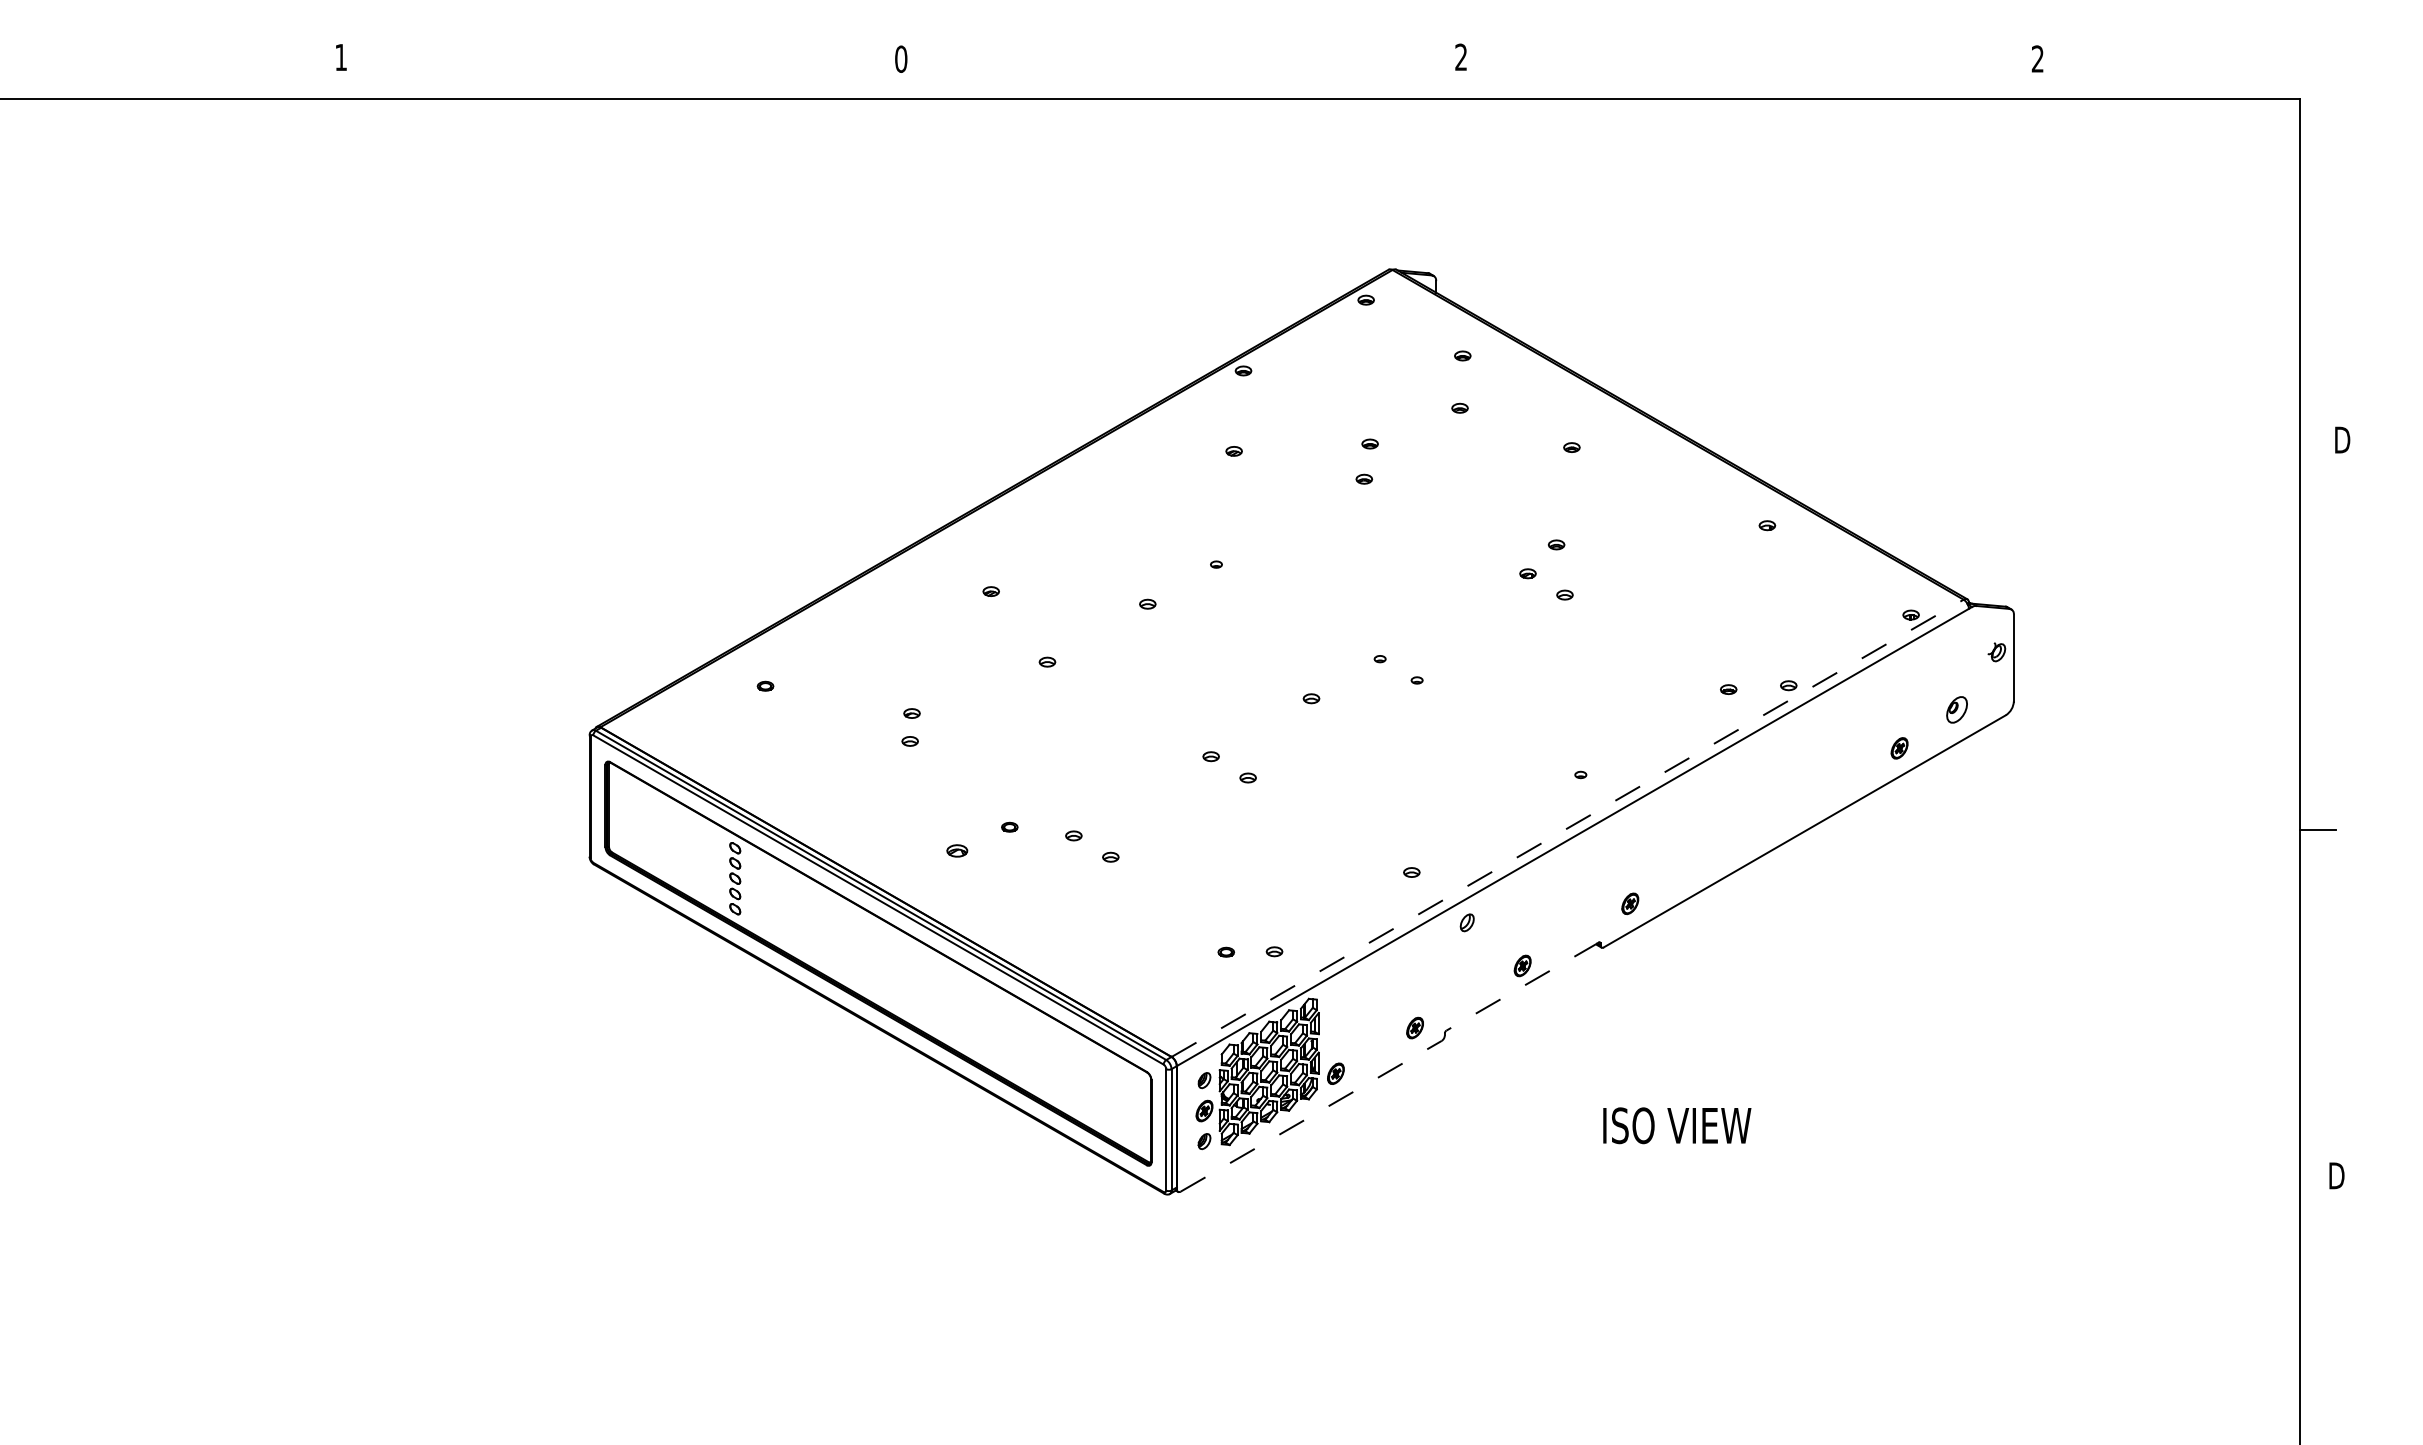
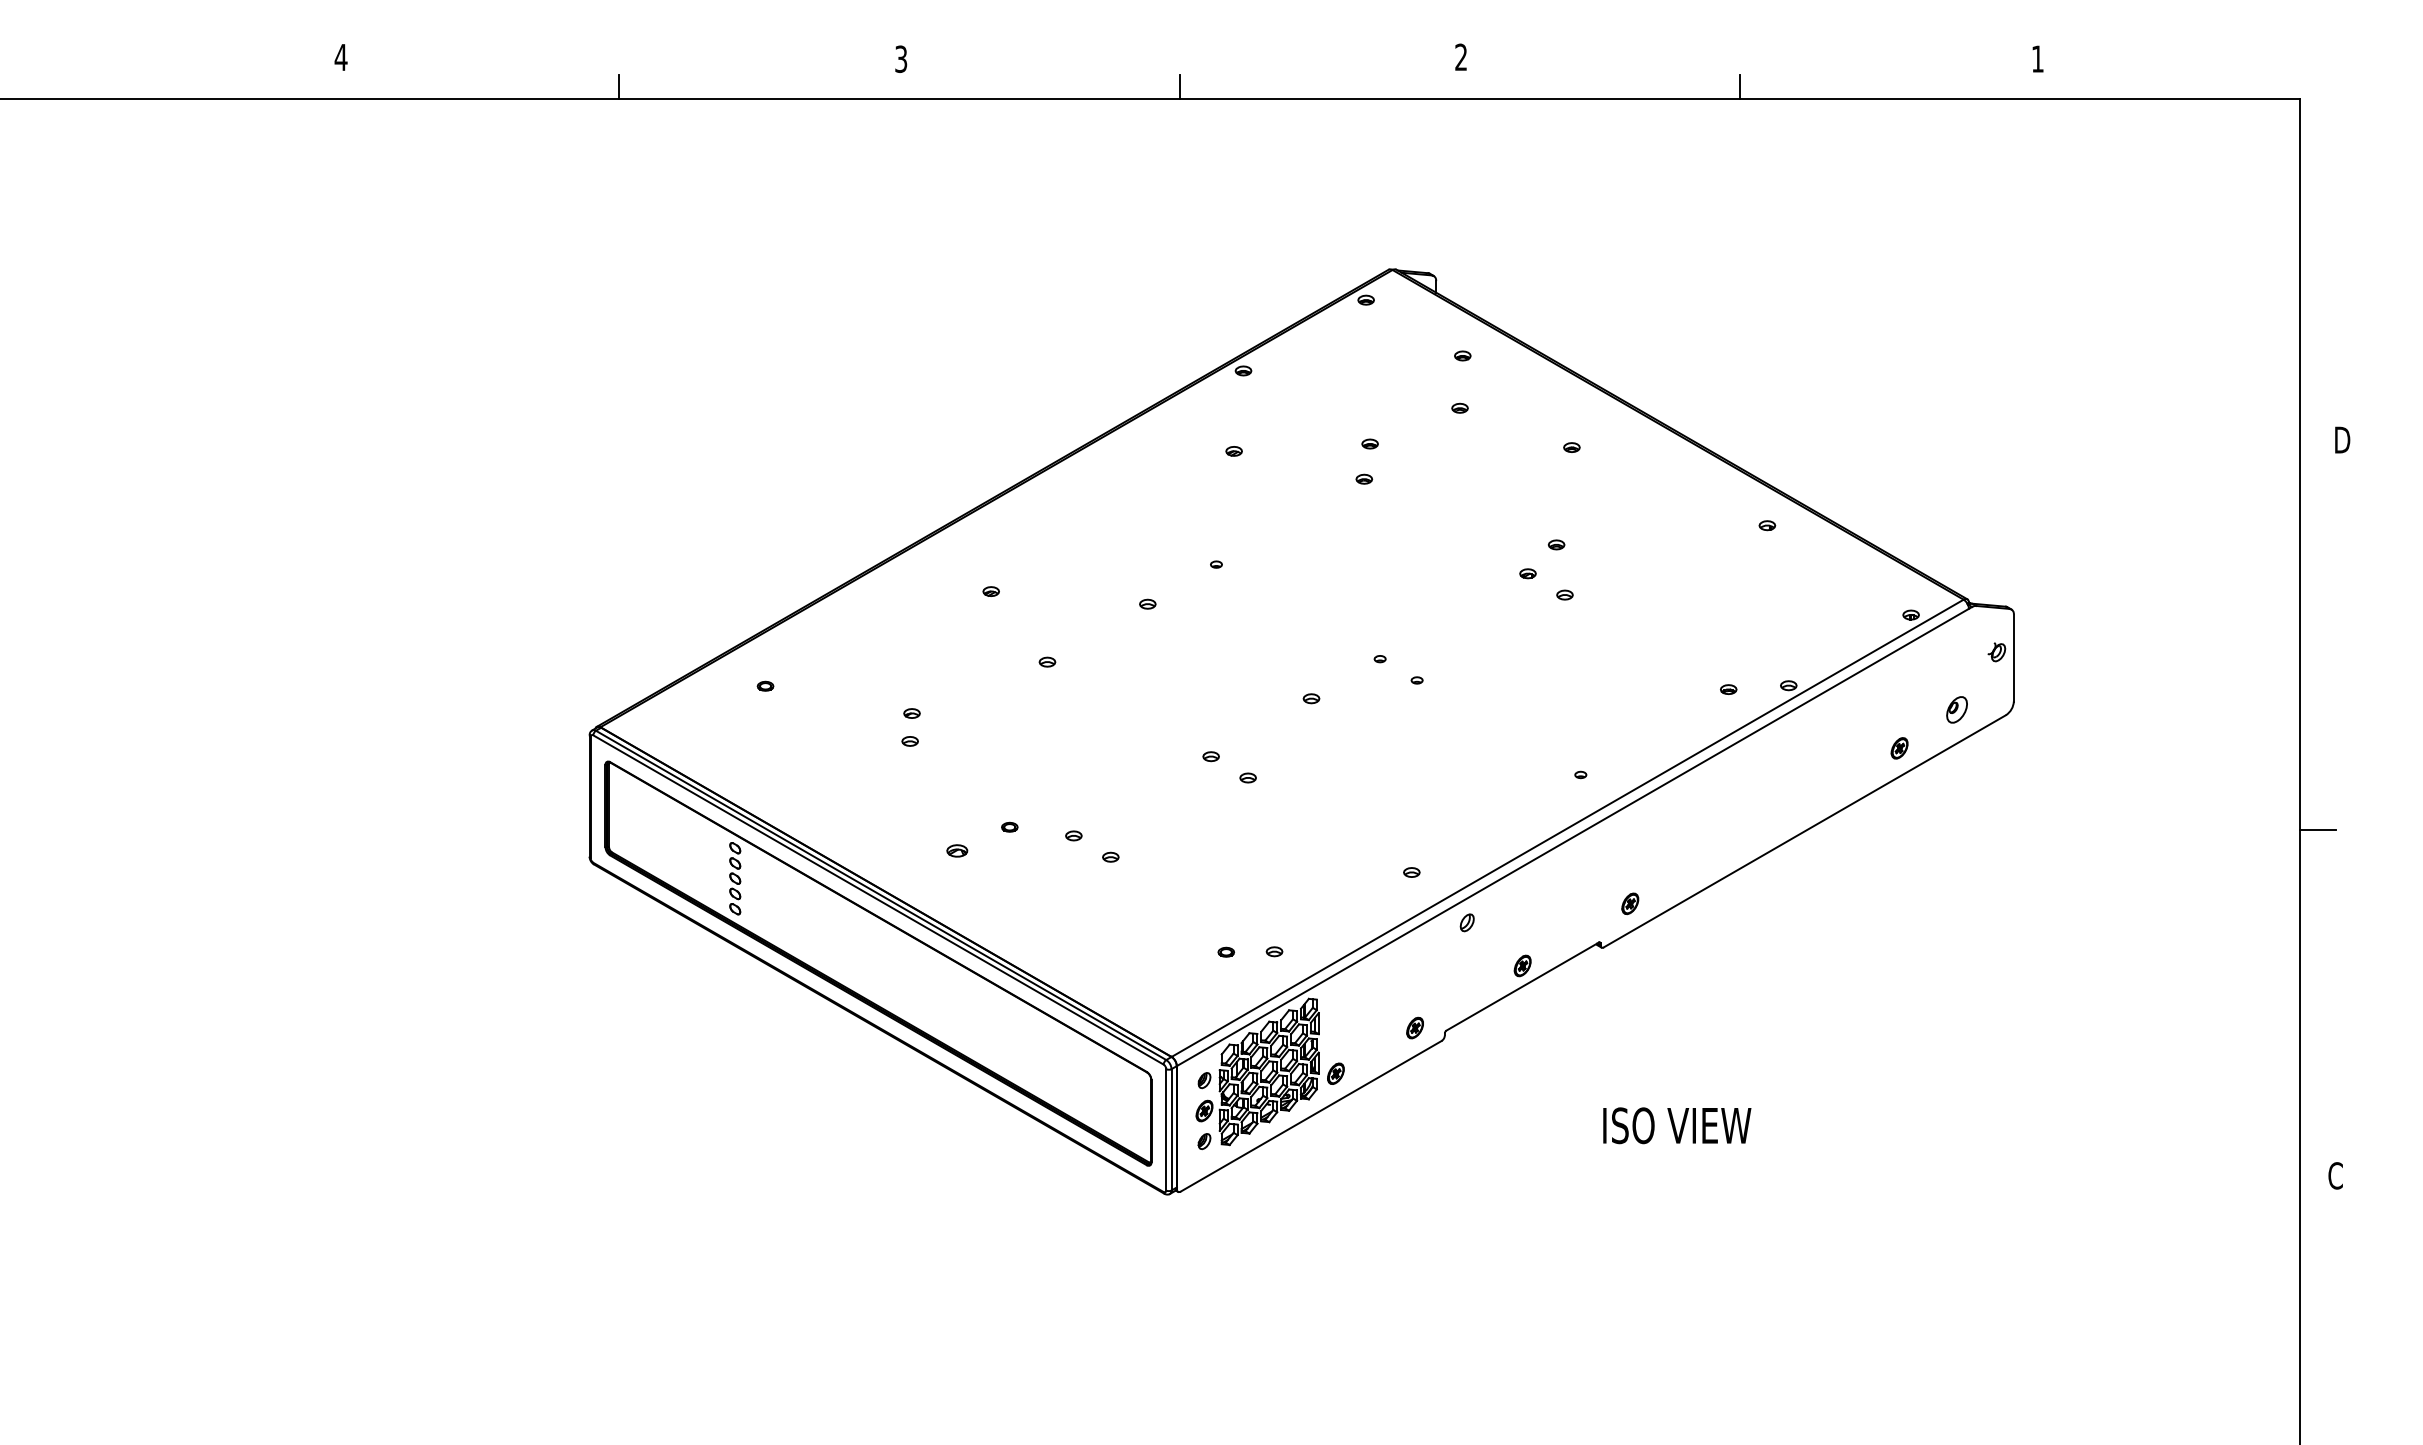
text: 1 -> 4 (340, 57)
text: 0 -> 3 (901, 58)
text: 2 -> 1 (2037, 58)
line: none -> present (619, 87)
line: none -> present (1179, 87)
line: none -> present (1739, 87)
line: dashed -> solid (1568, 828)
line: dashed -> solid (1522, 986)
line: dashed -> solid (1311, 1116)
text: D -> C (2336, 1175)
